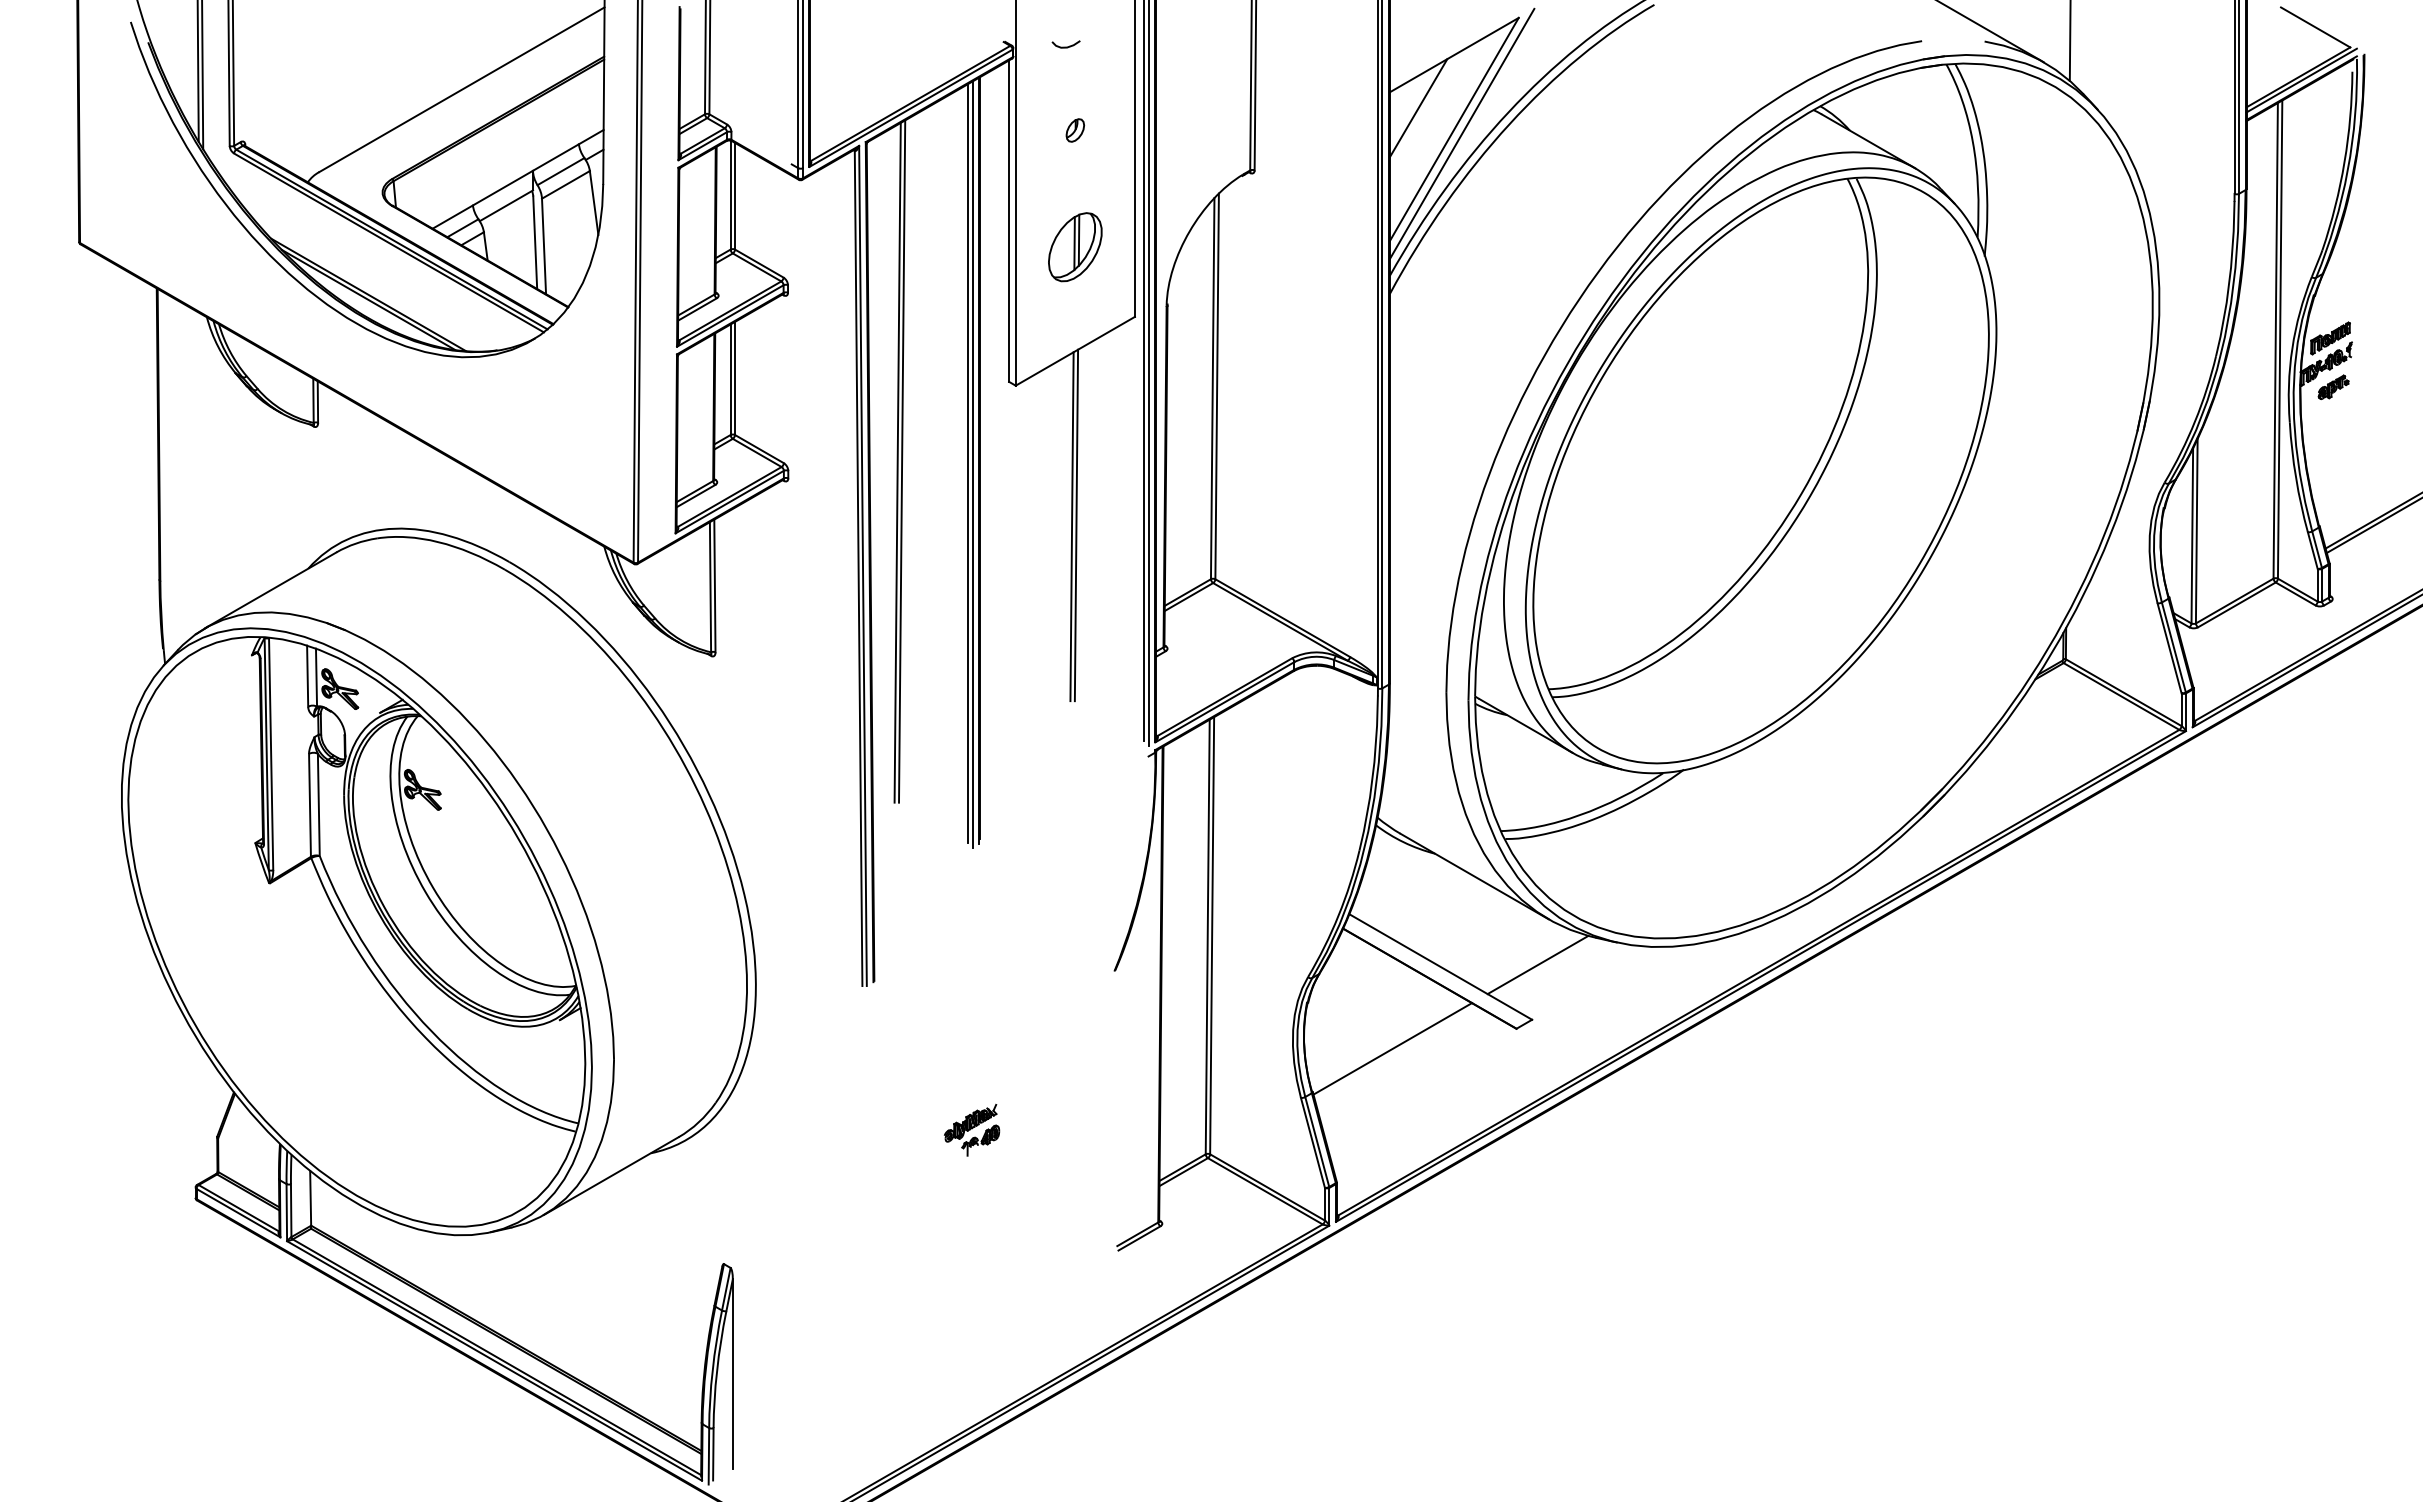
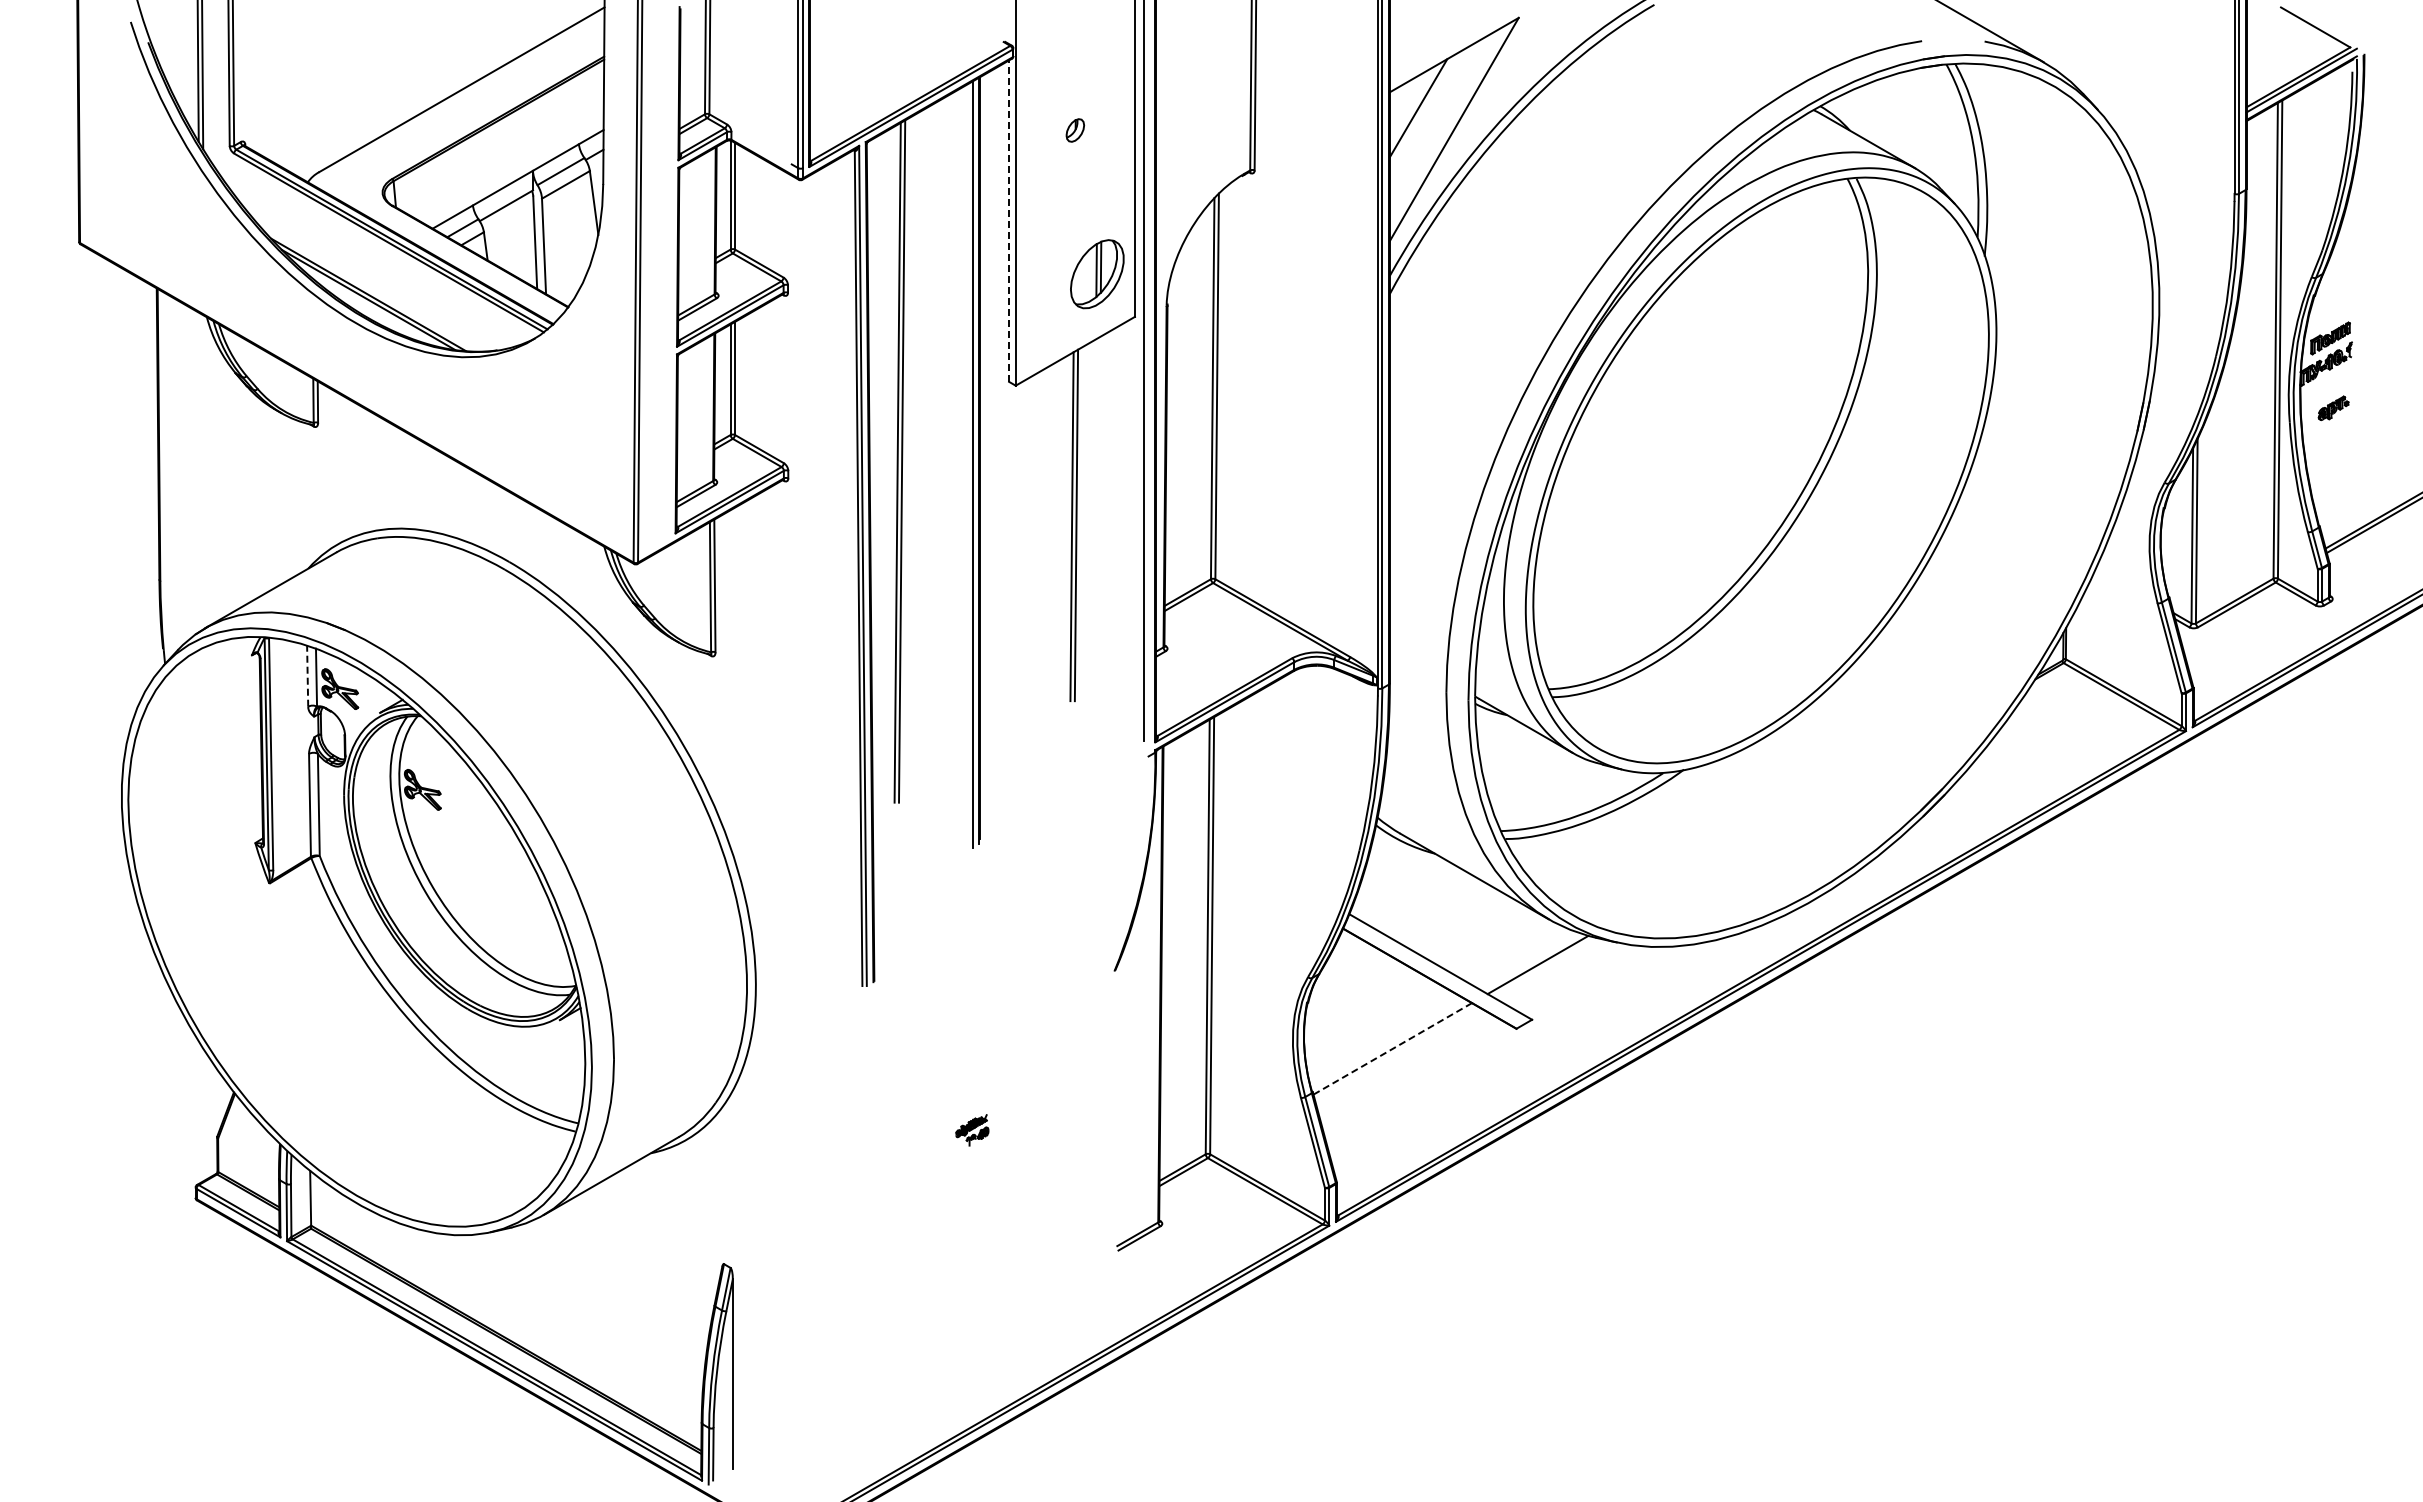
line: present -> none (2069, 41)
curve: present -> none (1065, 46)
line: present -> none (1461, 133)
line: solid -> dashed (1009, 221)
part position: (1075, 247) -> (1097, 274) (1097, 274)
line: present -> none (1148, 374)
part position: (2333, 387) -> (2333, 408) (2333, 408)
line: present -> none (968, 462)
line: solid -> dashed (307, 676)
line: solid -> dashed (1392, 1048)
part size: 57x53 px -> 35x33 px (972, 1130)
